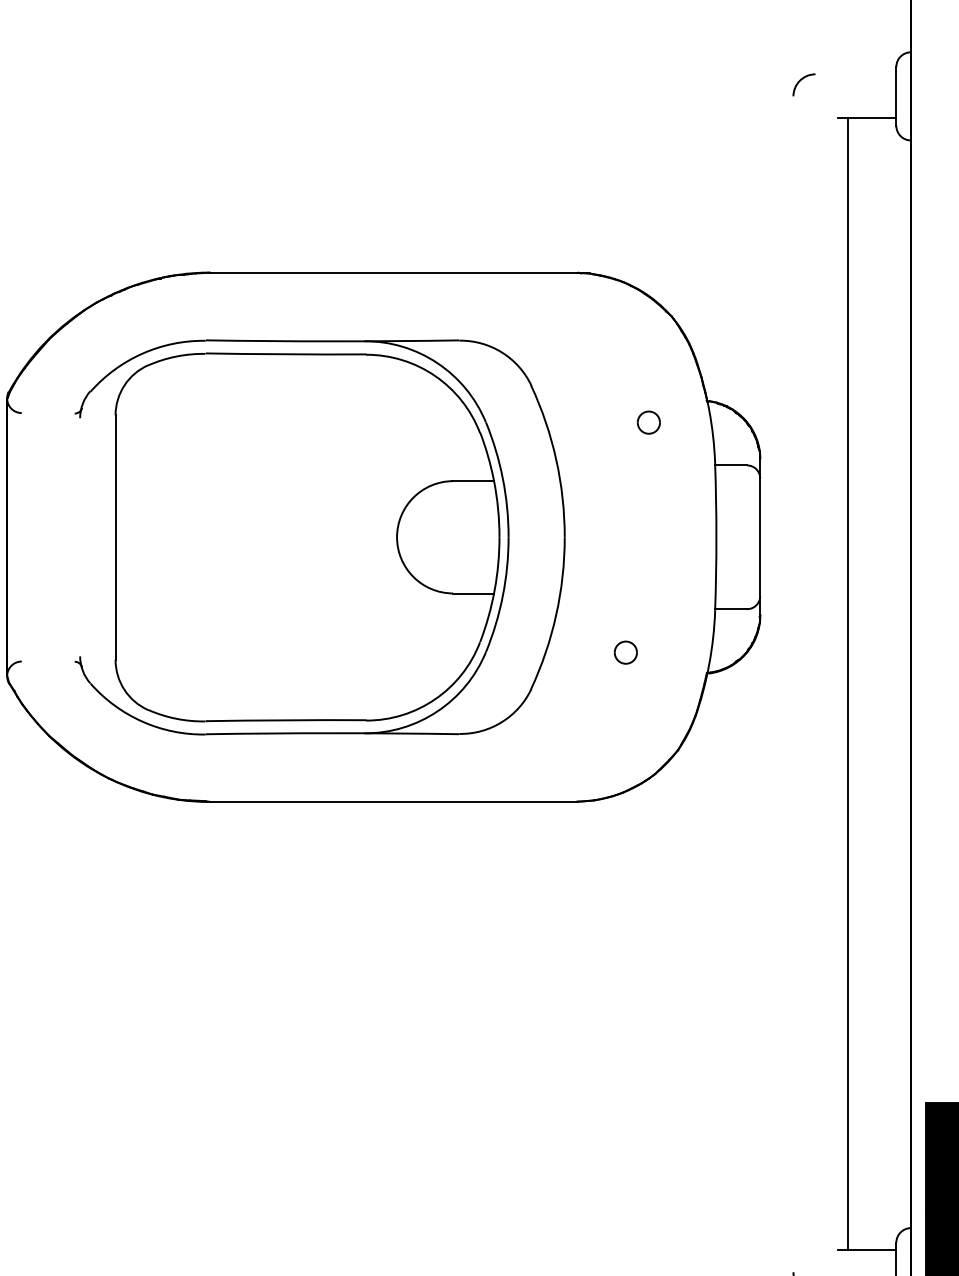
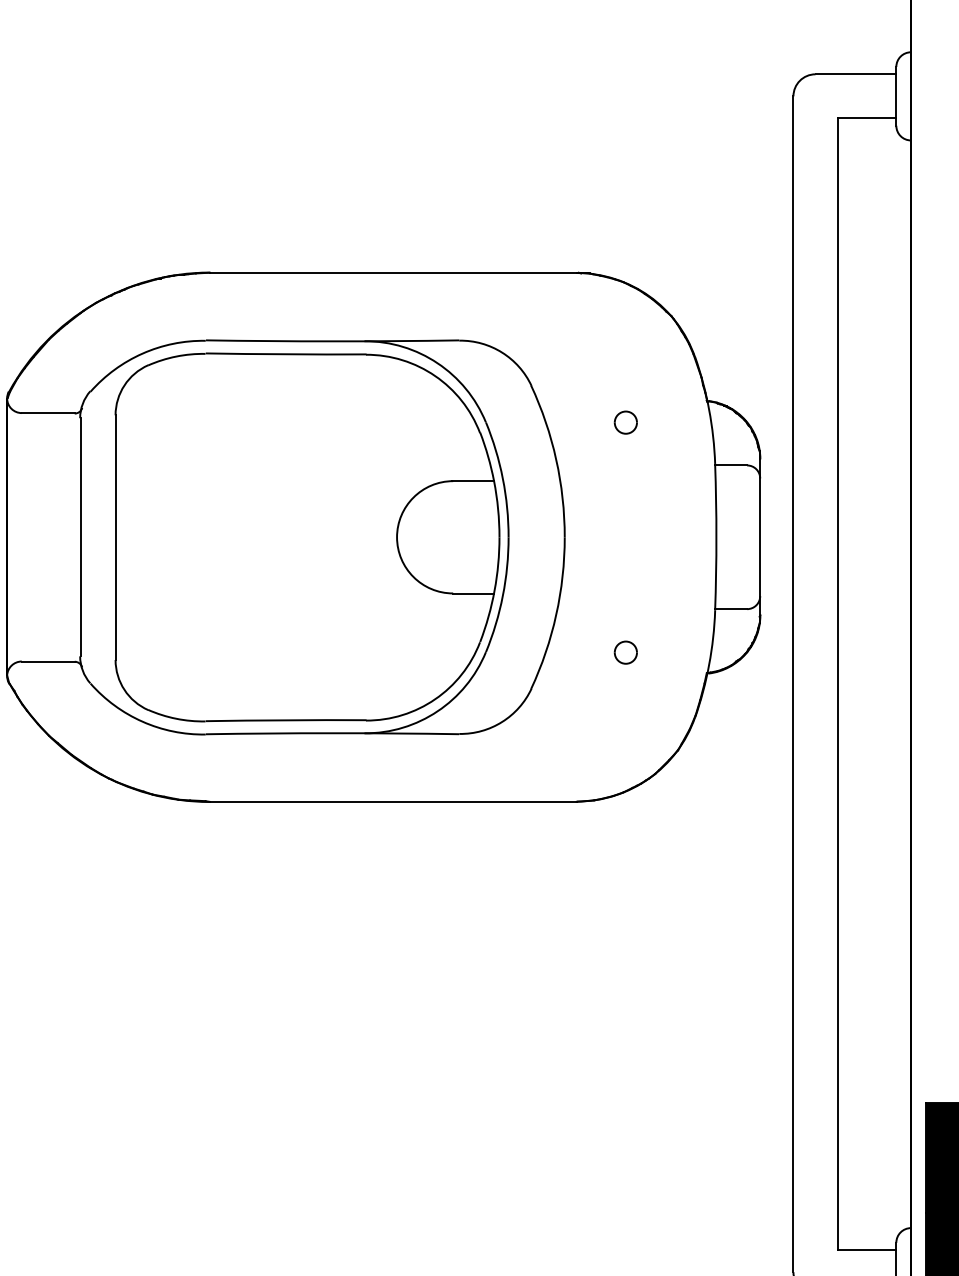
line: none -> present (855, 74)
line: none -> present (47, 413)
part position: (648, 422) -> (625, 422) (625, 422)
line: none -> present (80, 537)
line: none -> present (47, 661)
line: none -> present (793, 684)
line position: (847, 684) -> (837, 684) (837, 684)
